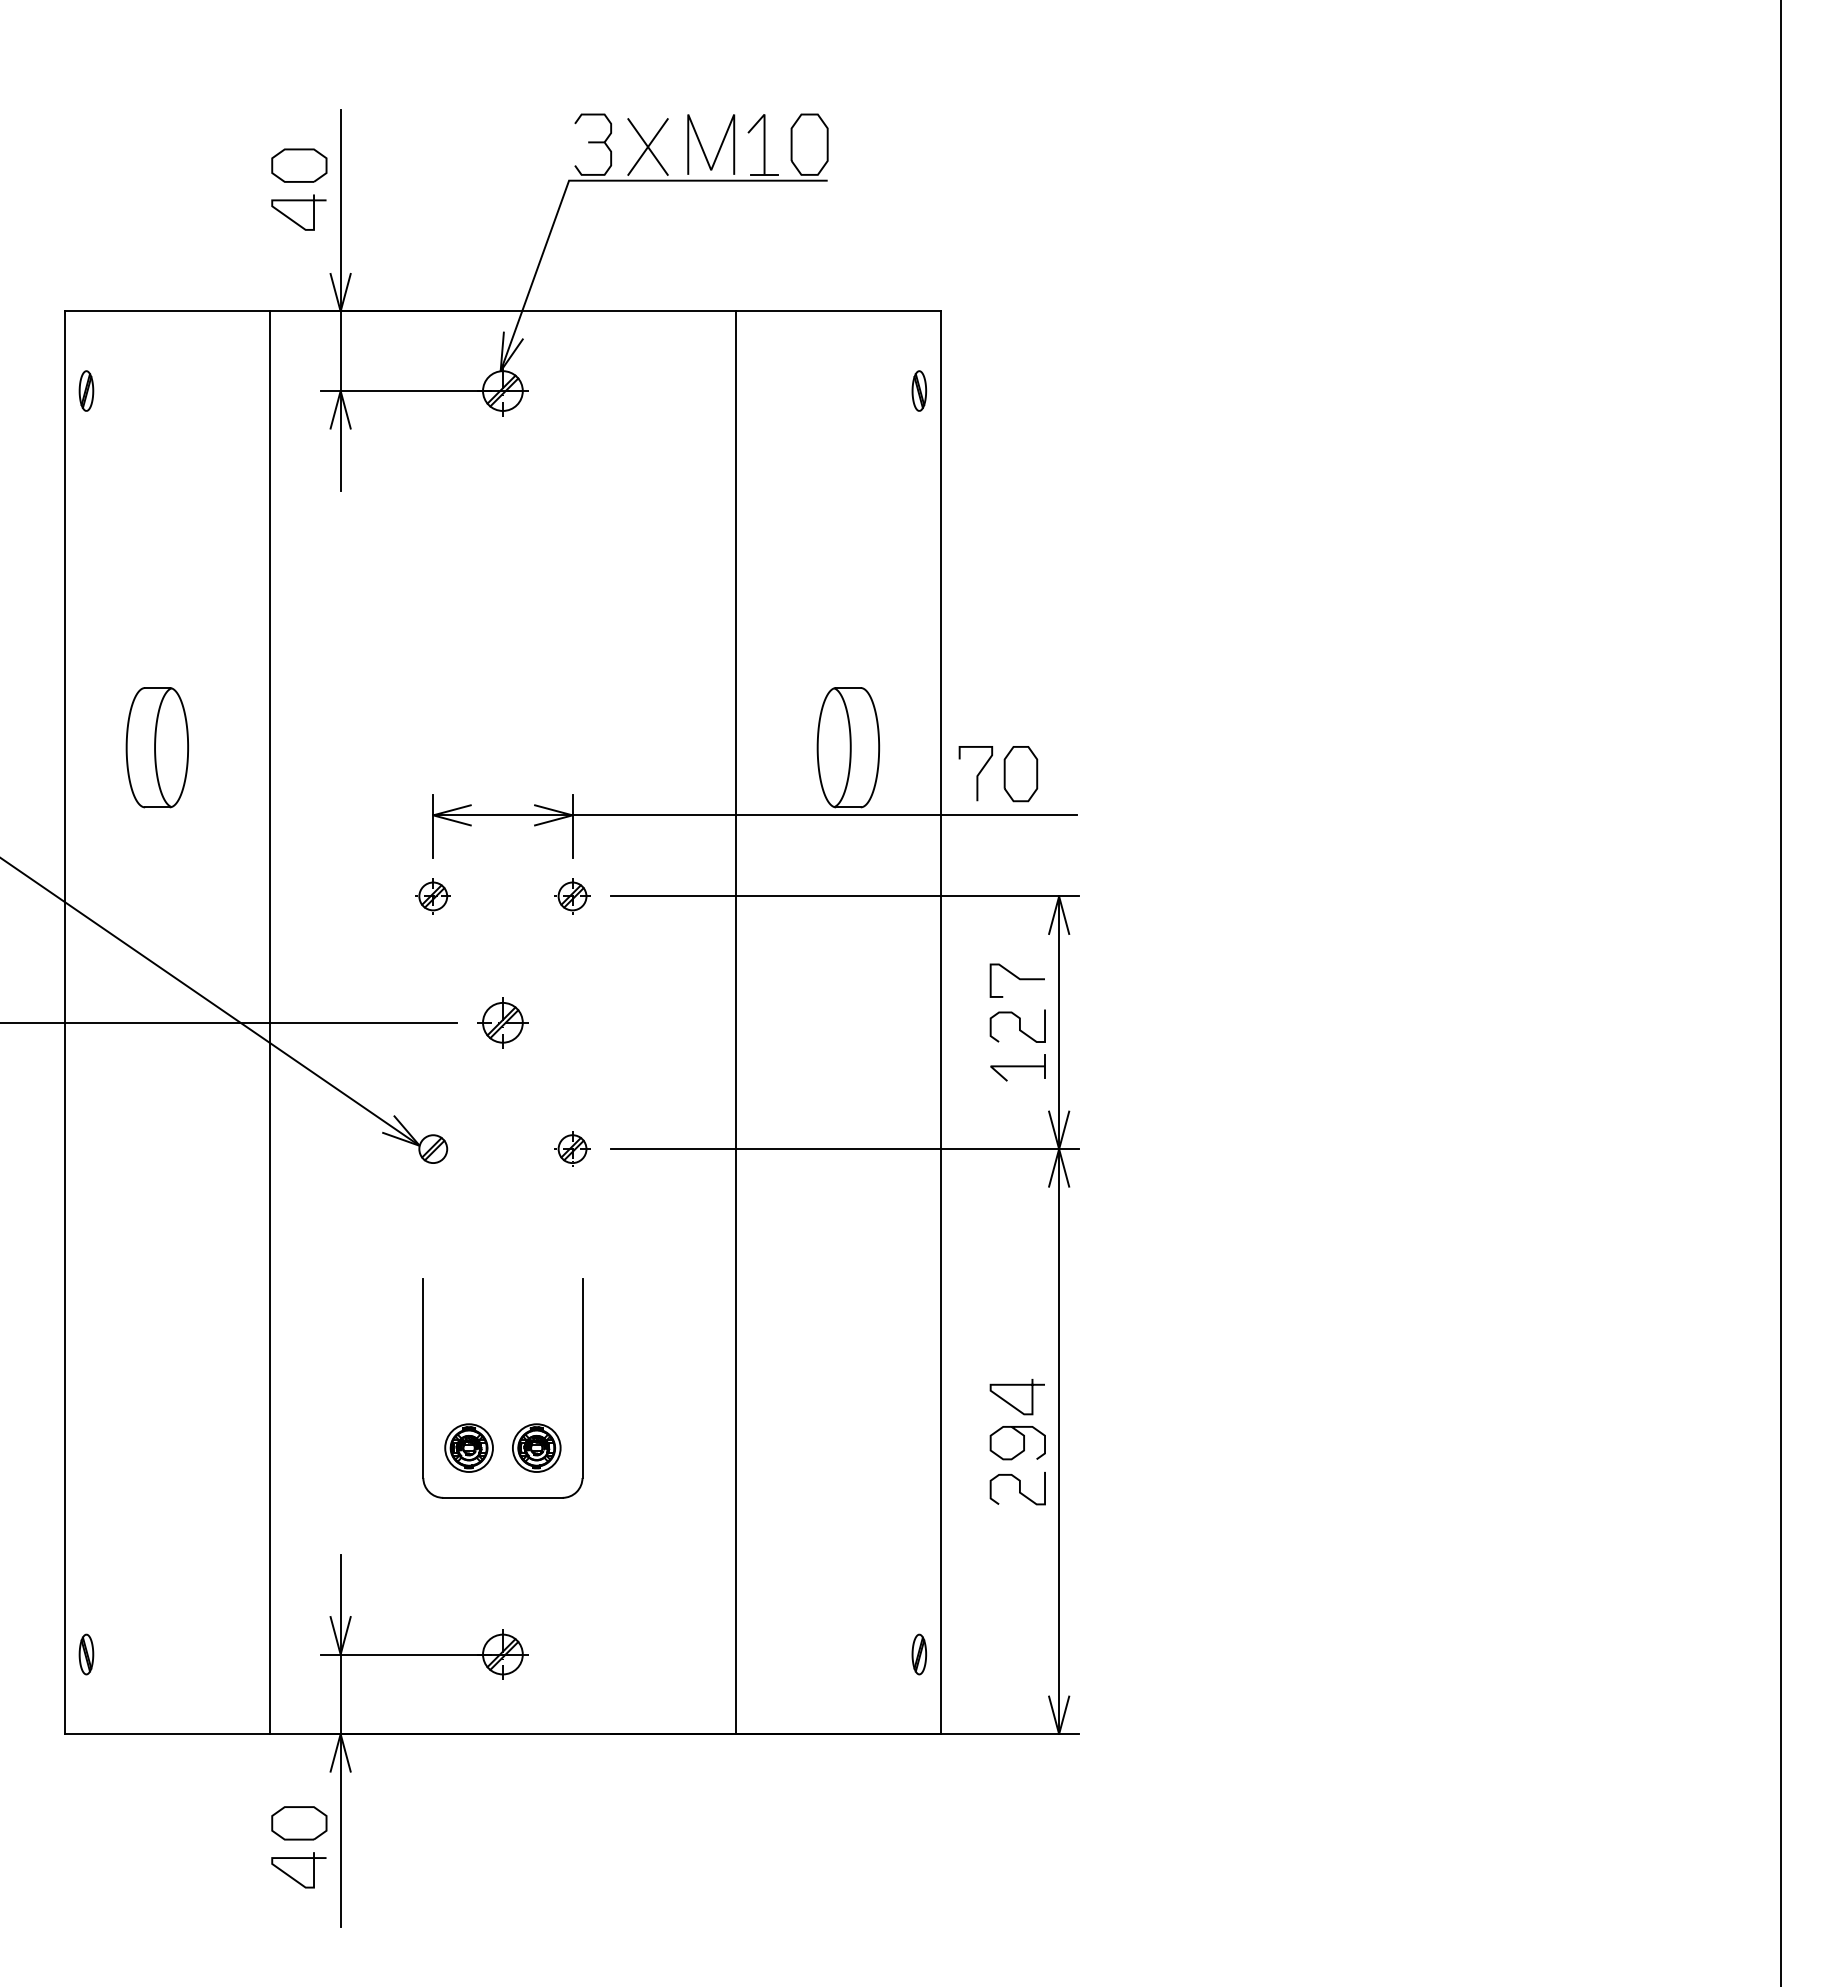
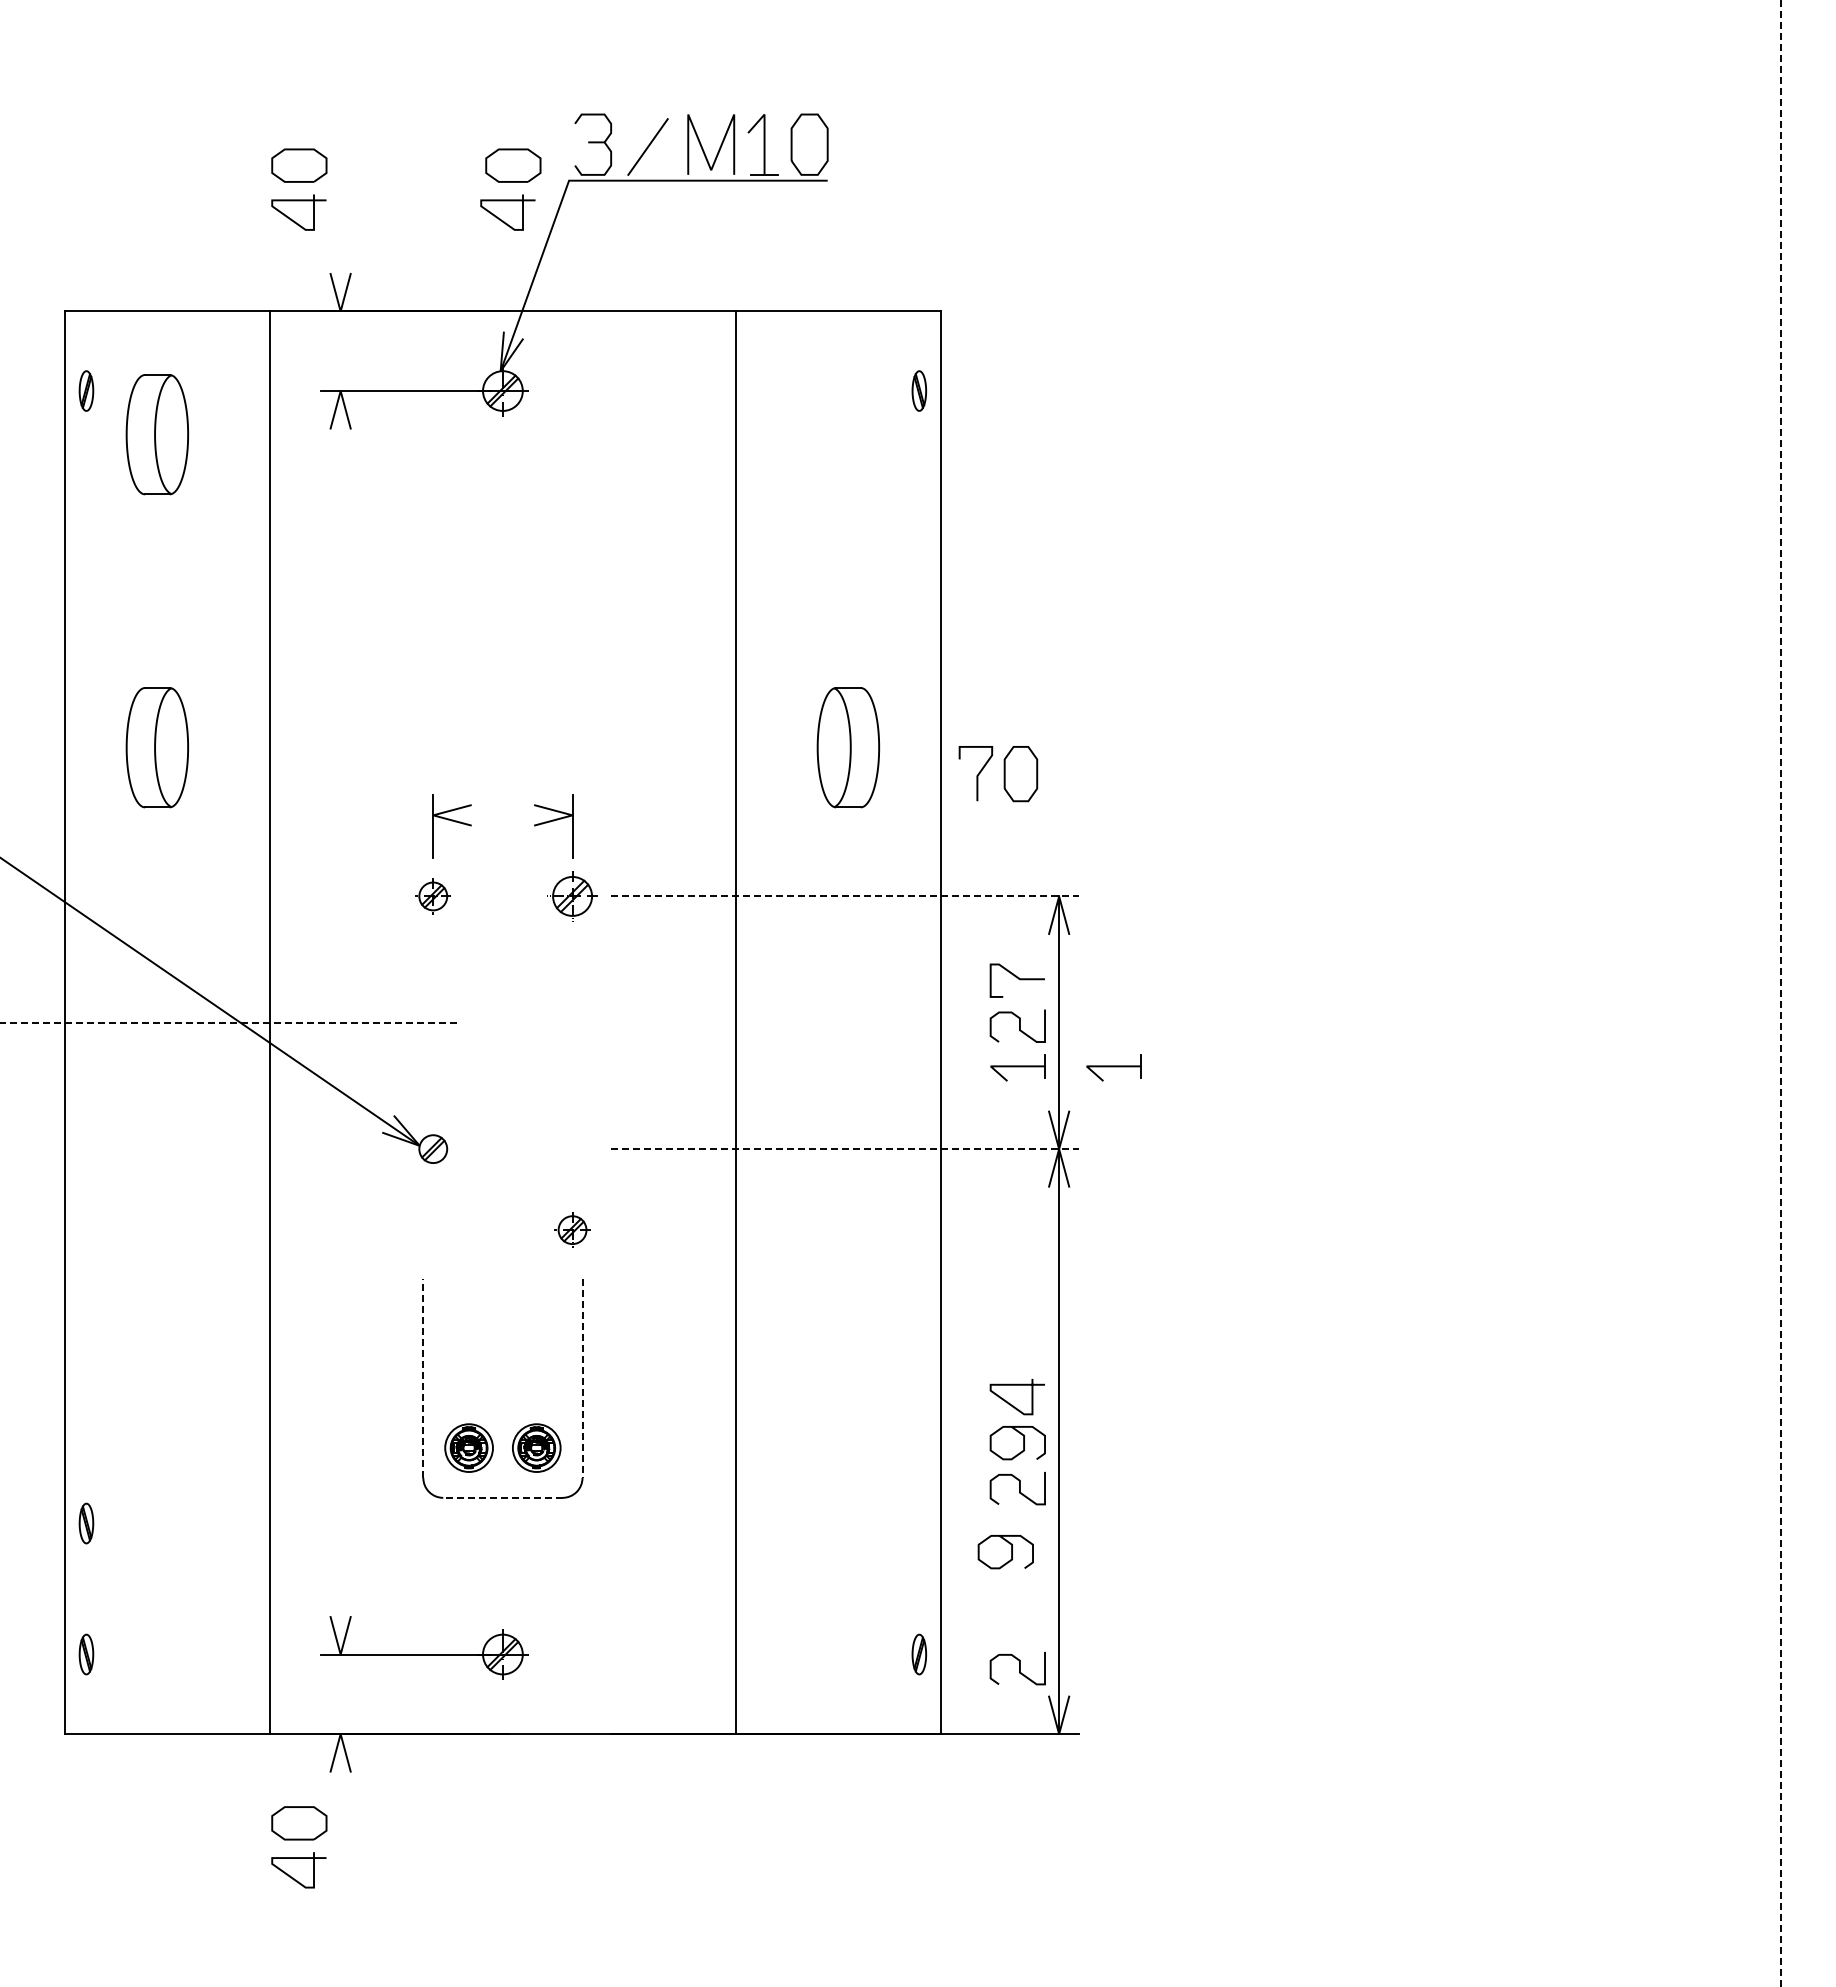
line: present -> none (647, 146)
part: none -> present (513, 165)
curve: none -> present (503, 220)
line: present -> none (340, 299)
part: none -> present (156, 434)
line: present -> none (754, 815)
part size: 37x37 px -> 51x51 px (572, 896)
line: solid -> dashed (845, 896)
line: solid -> dashed (1780, 993)
line: solid -> dashed (228, 1022)
part: present -> none (502, 1022)
part: none -> present (1113, 1067)
part position: (572, 1148) -> (572, 1229) (572, 1229)
line: solid -> dashed (845, 1149)
line: solid -> dashed (423, 1378)
line: solid -> dashed (582, 1378)
line: solid -> dashed (502, 1497)
part: none -> present (86, 1523)
curve: none -> present (1011, 1552)
curve: none -> present (1019, 1668)
line: present -> none (340, 1741)
